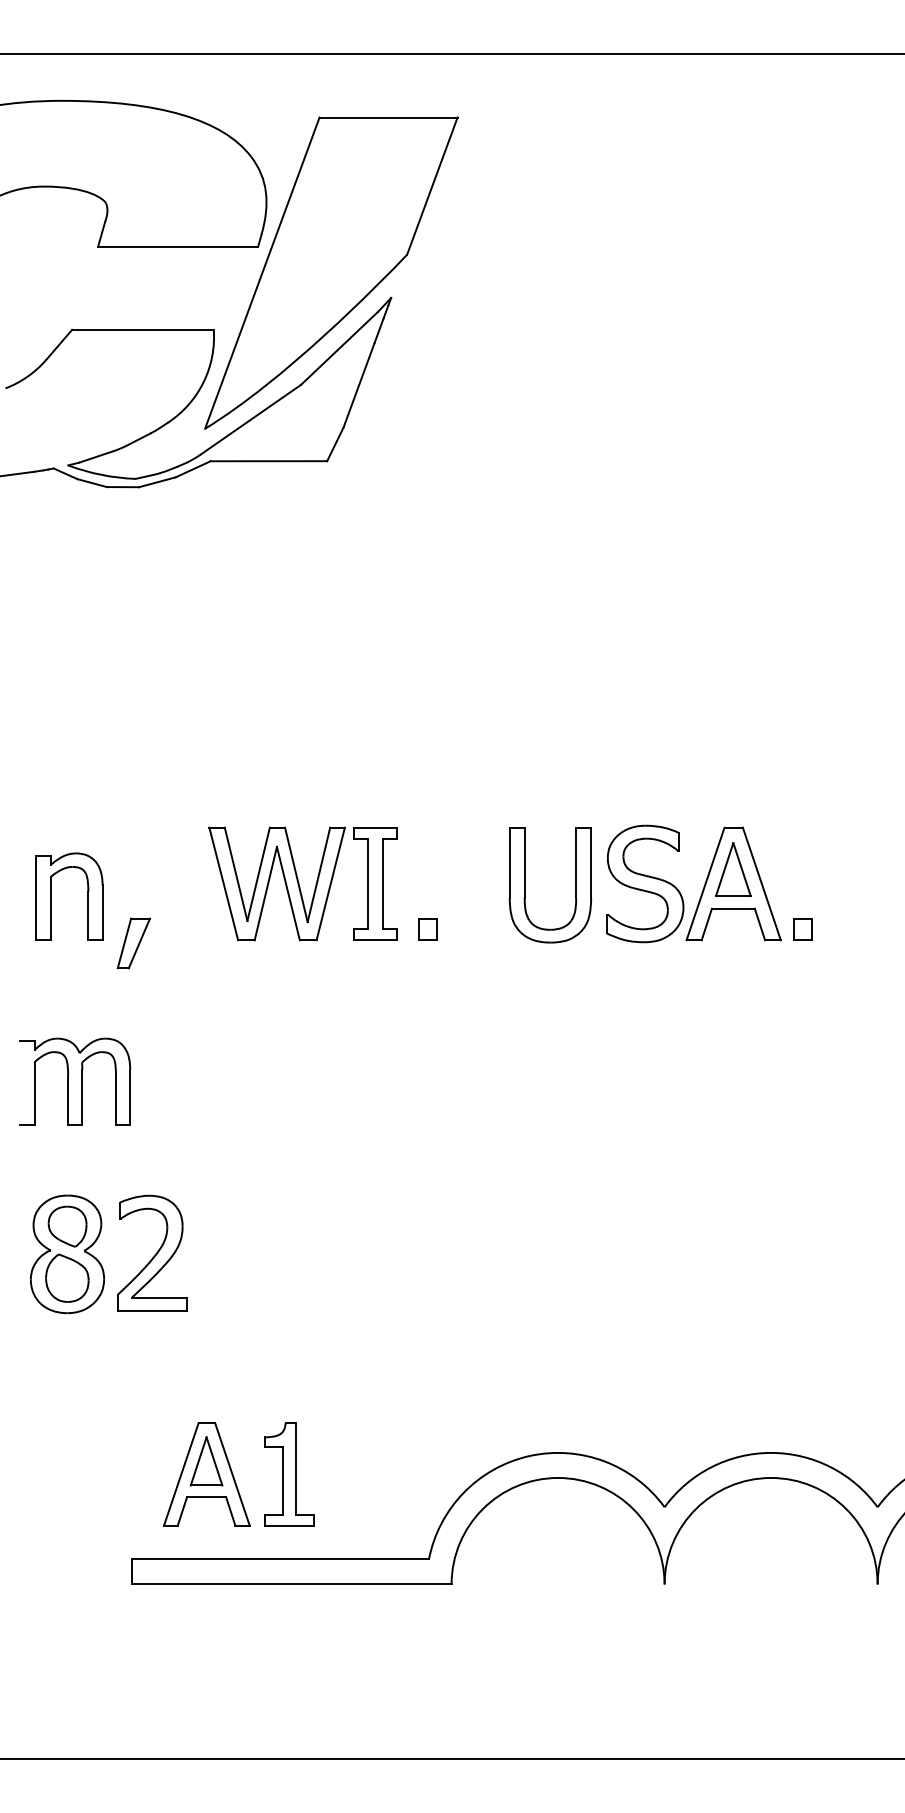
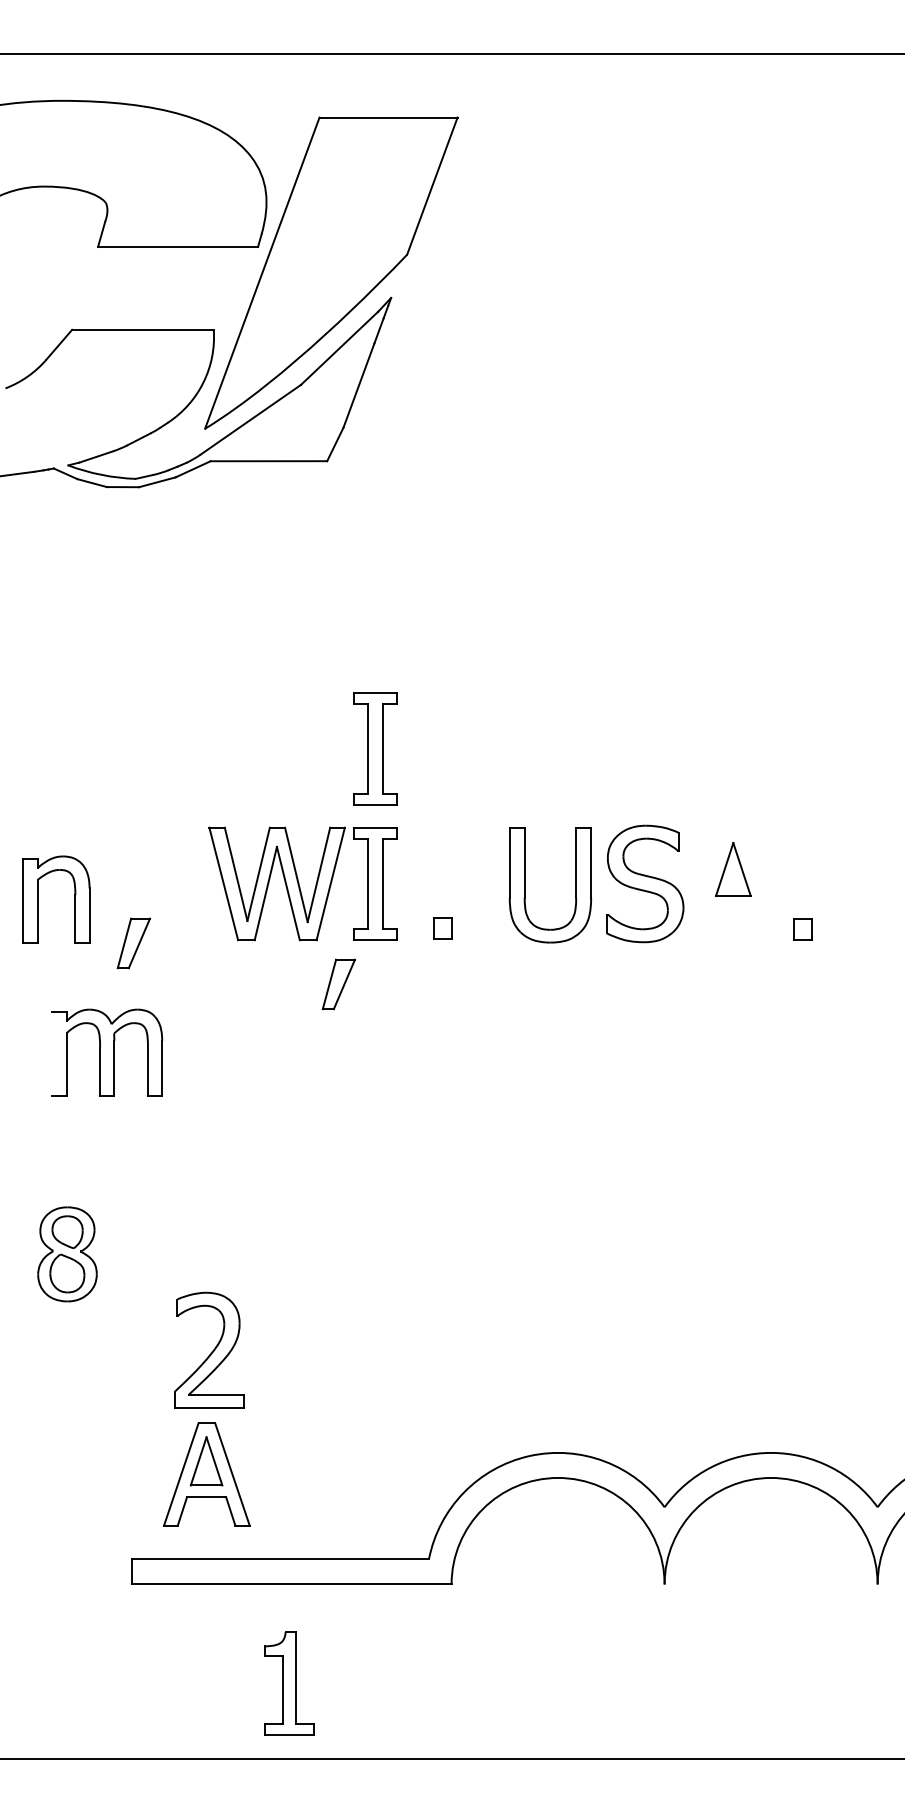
part: none -> present (375, 748)
part: present -> none (733, 883)
part position: (51, 896) -> (38, 899) (38, 899)
part position: (427, 929) -> (442, 928) (442, 928)
part: none -> present (338, 984)
part position: (75, 1081) -> (107, 1052) (107, 1052)
part position: (152, 1252) -> (209, 1349) (209, 1349)
part size: 75x121 px -> 61x97 px (67, 1254)
part position: (289, 1474) -> (289, 1683) (289, 1683)
